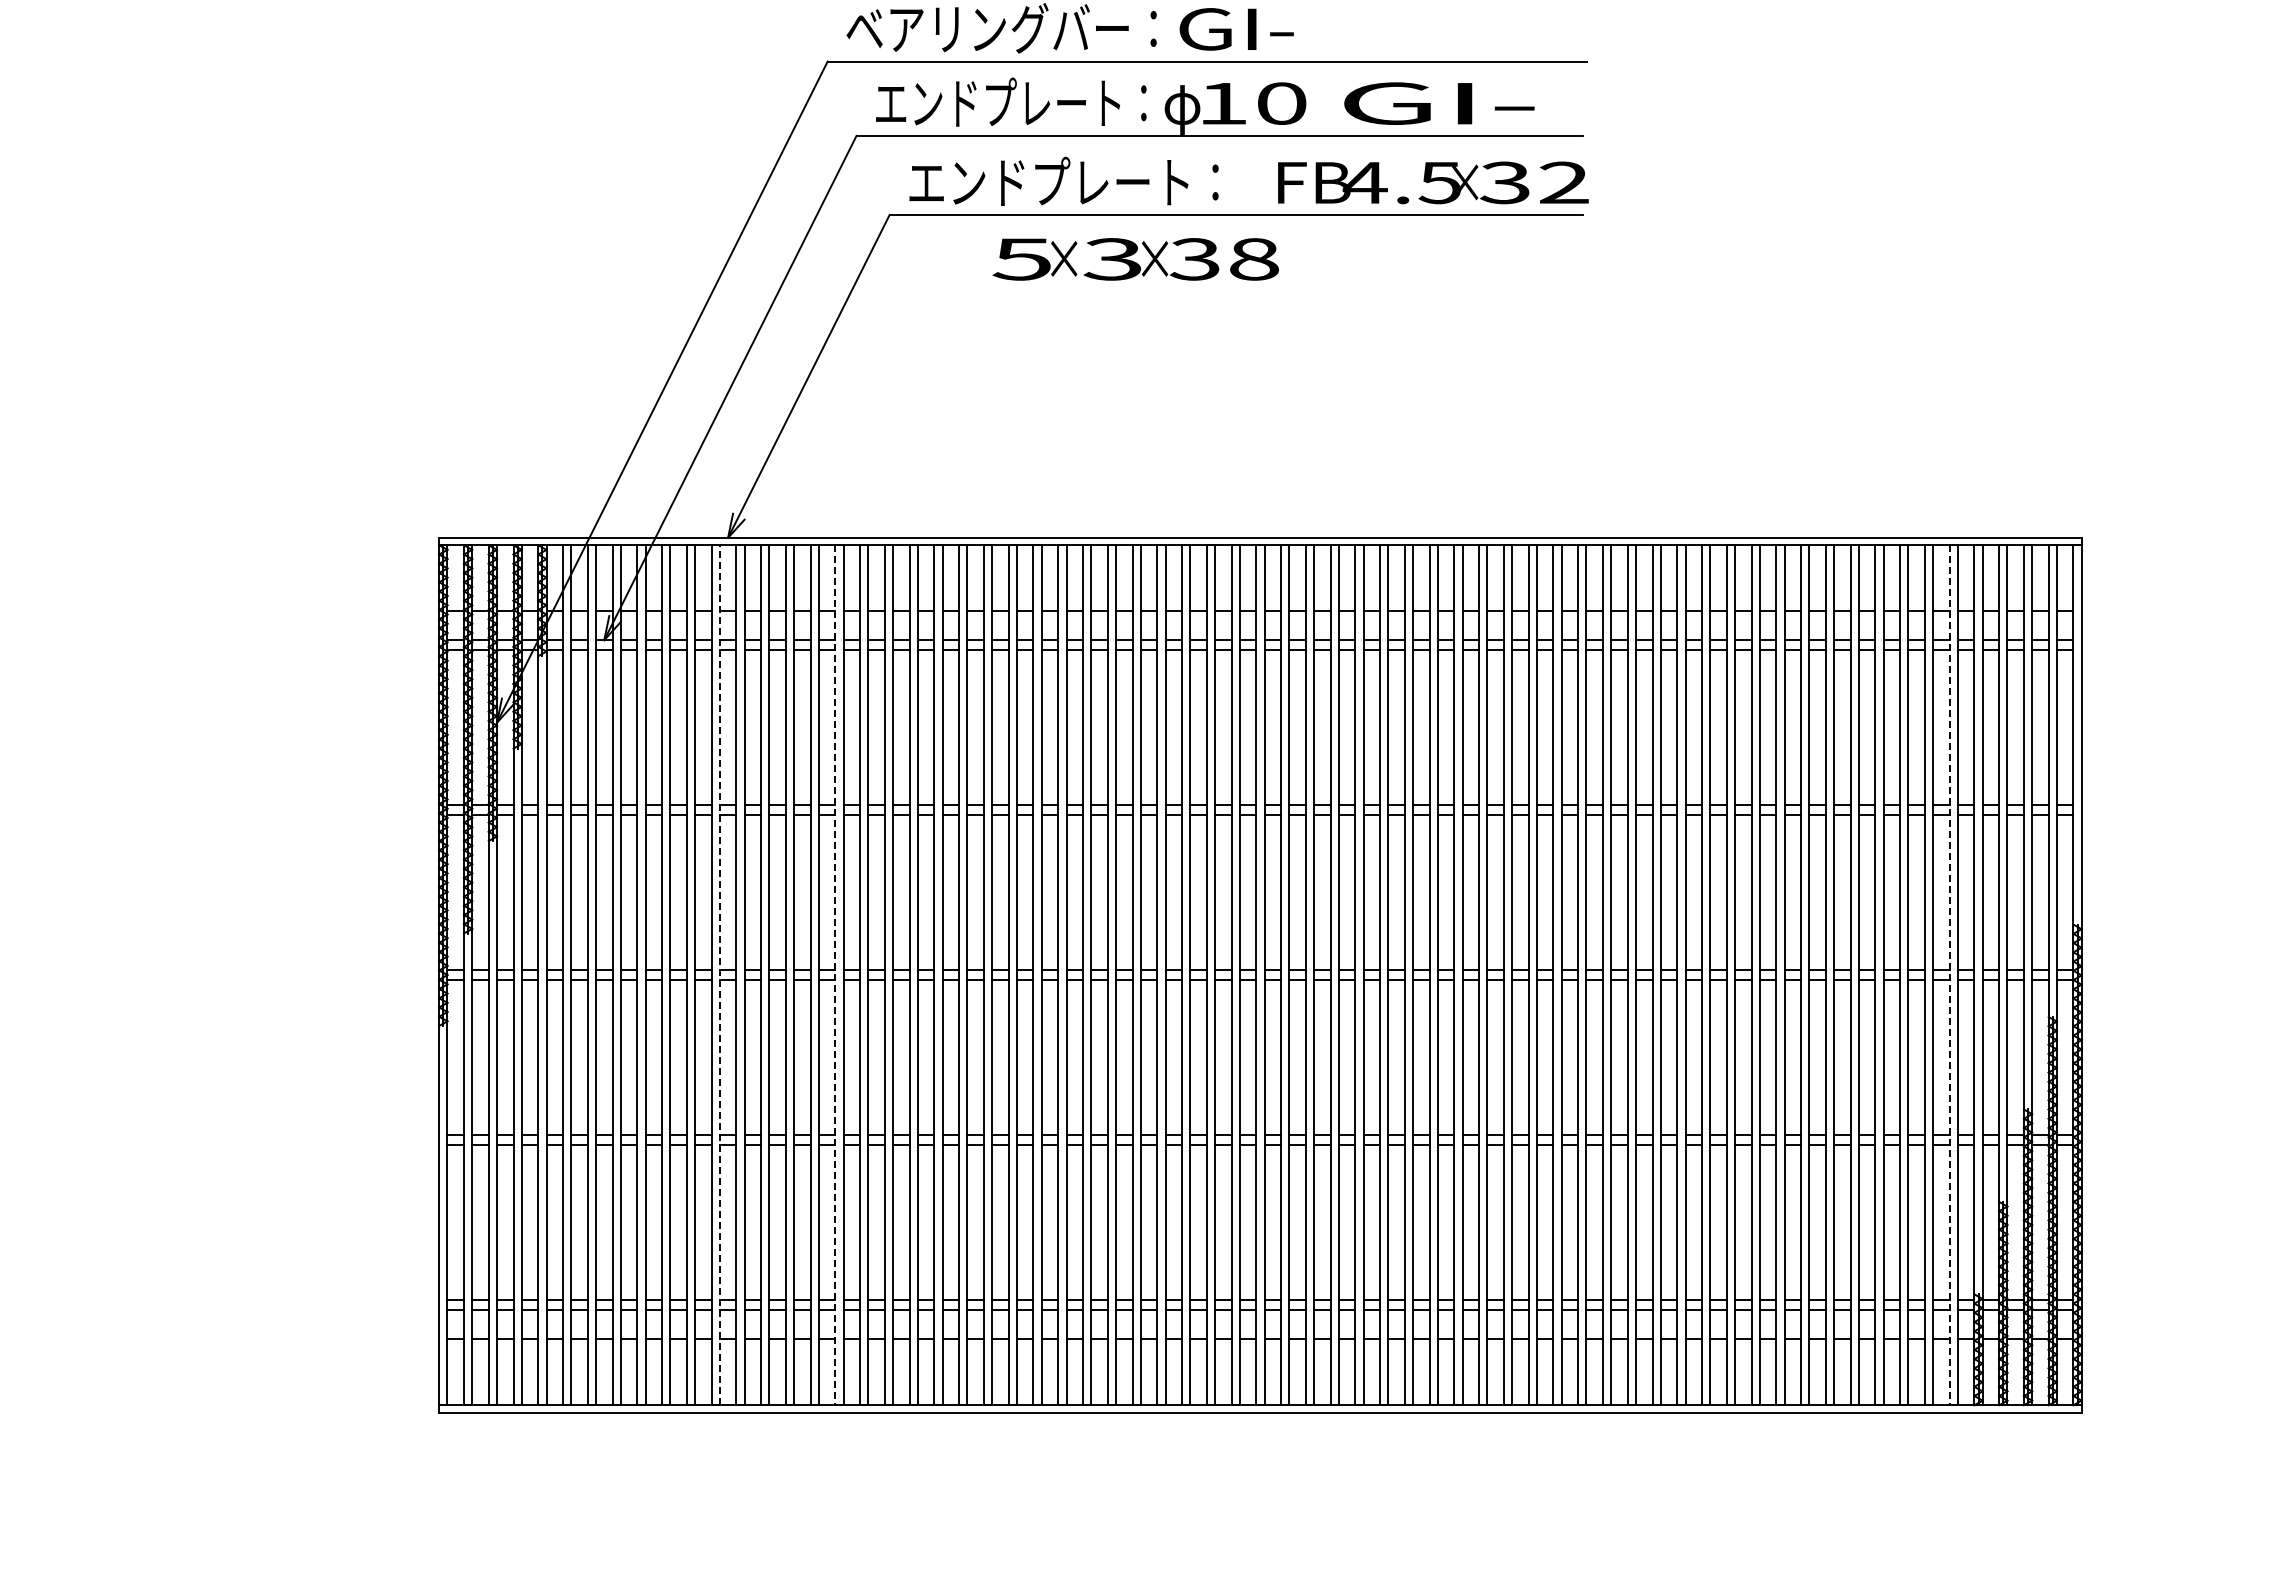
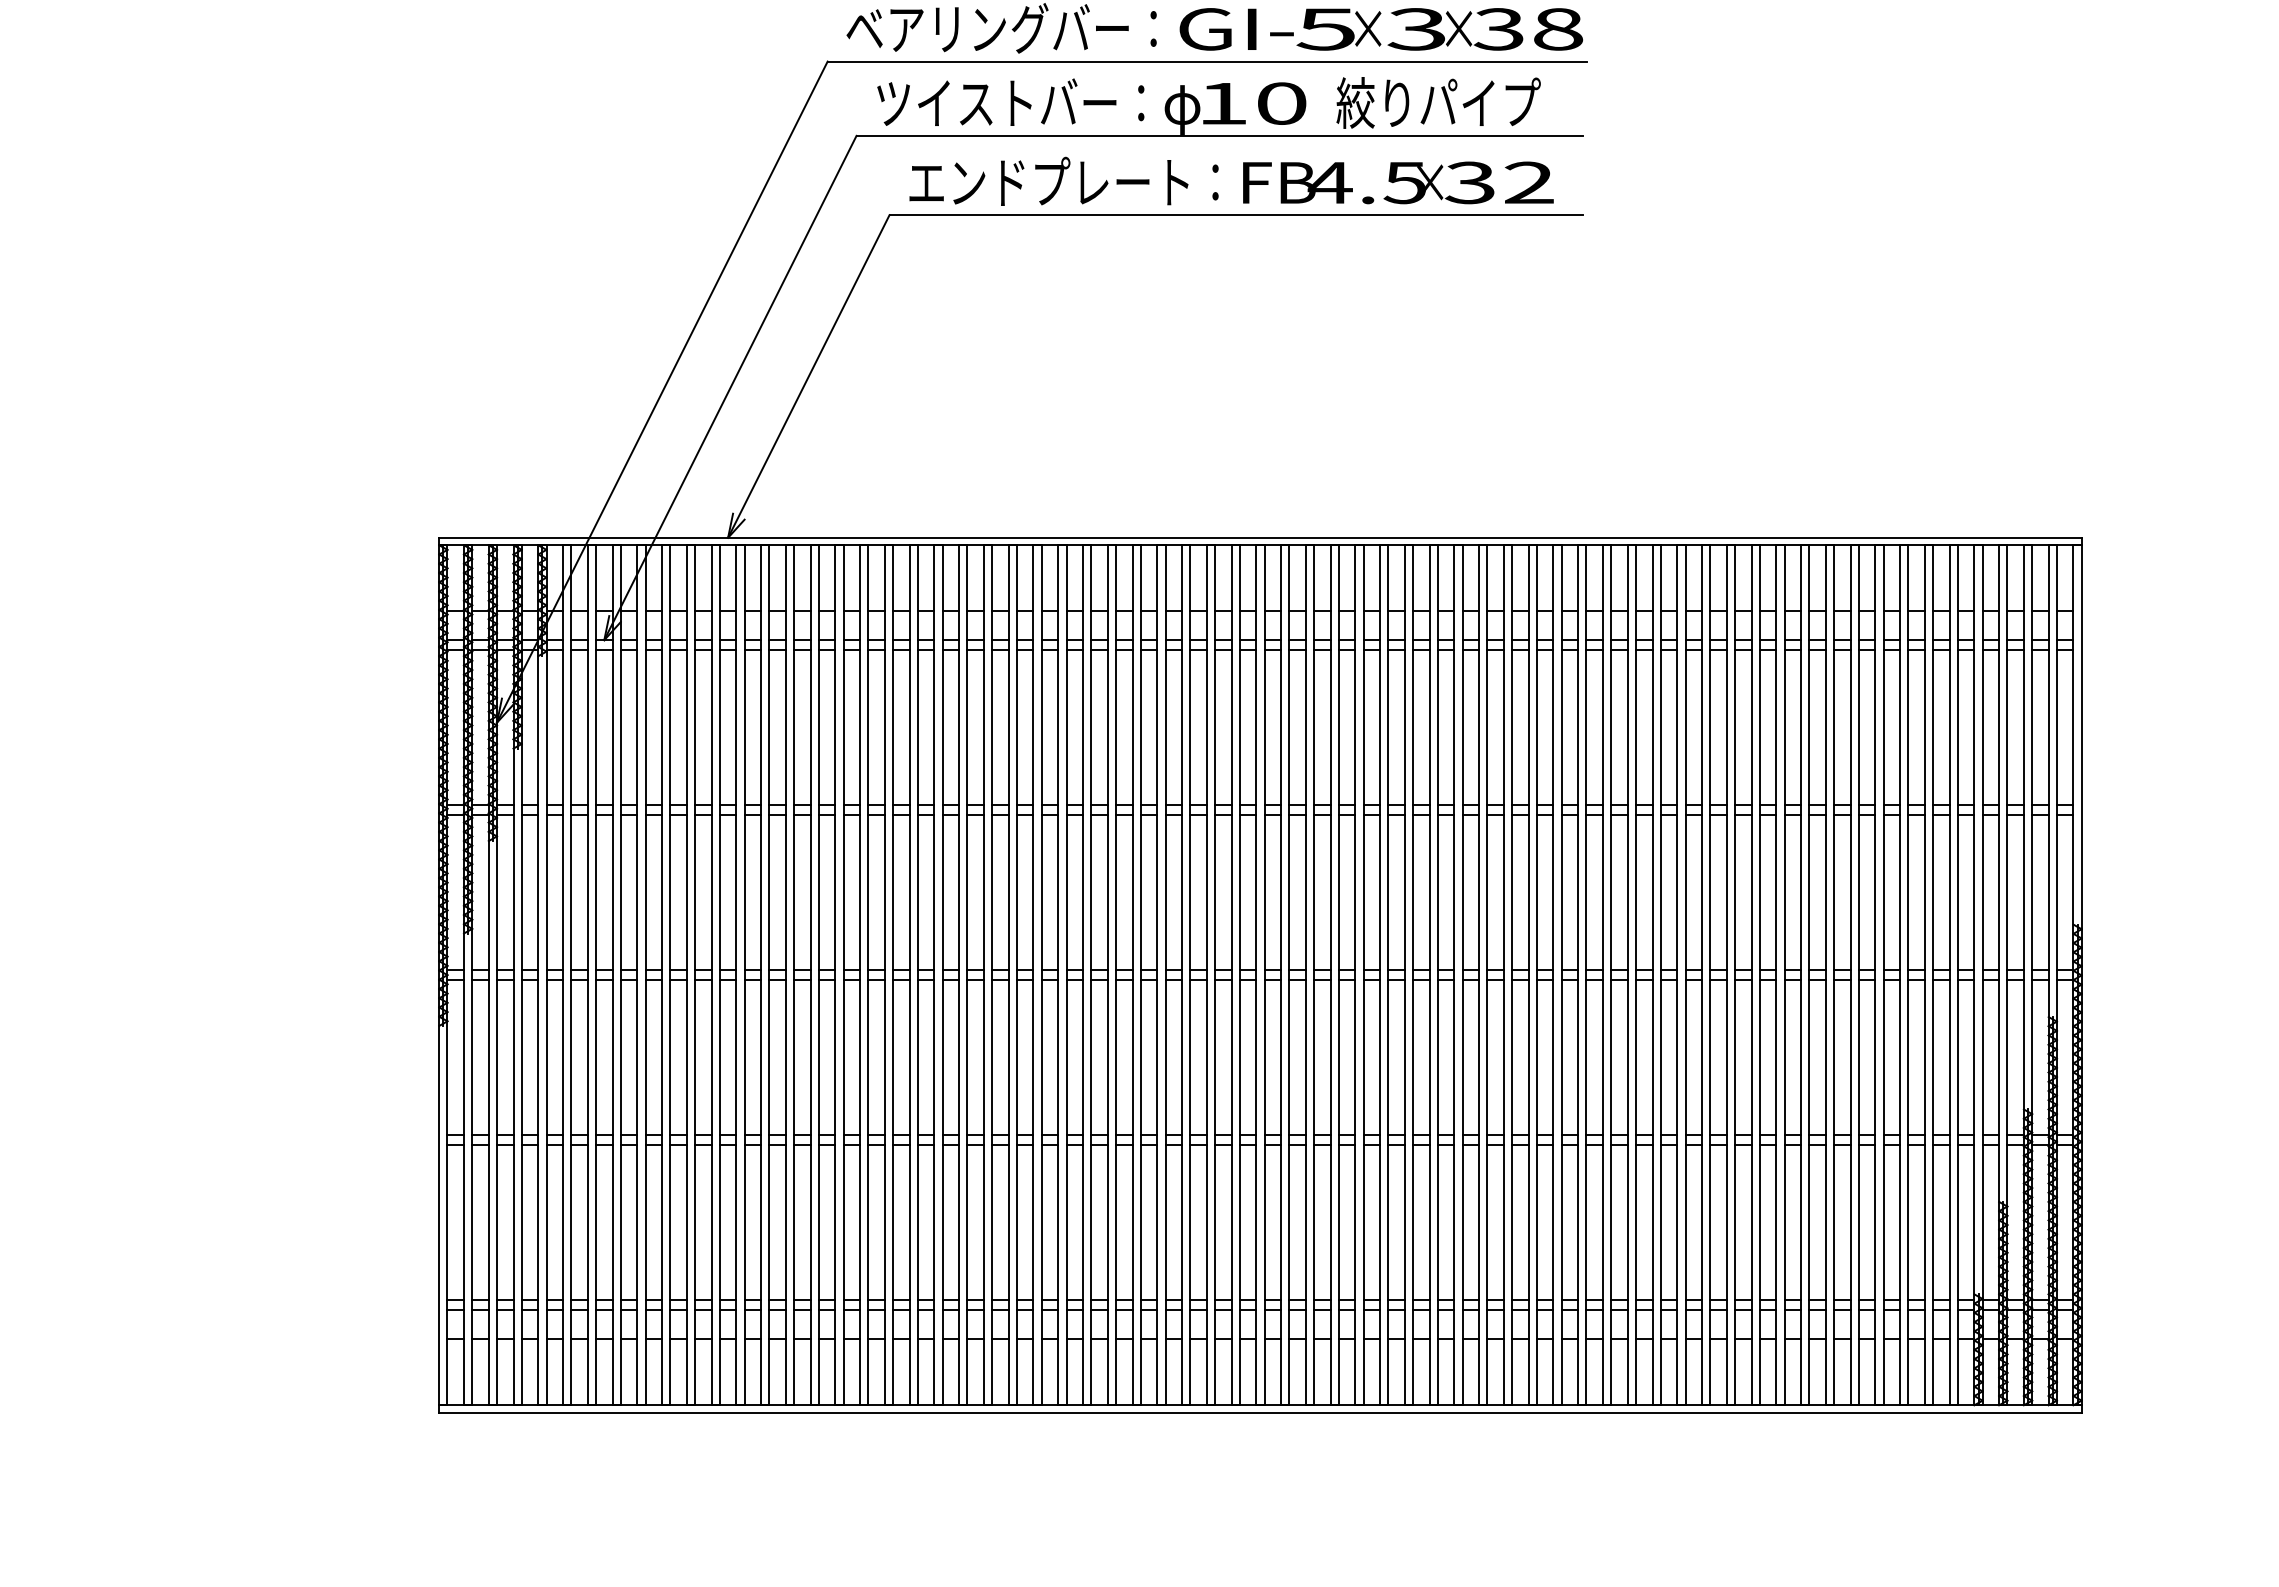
text: エンドプレート： -> ツイストバー： (1011, 101)
text: GI- -> 絞りパイプ (1438, 102)
text position: (1433, 182) -> (1398, 182) (1398, 182)
text position: (1135, 259) -> (1439, 29) (1439, 29)
line: dashed -> solid (719, 974)
line: dashed -> solid (835, 975)
line: dashed -> solid (1949, 975)
